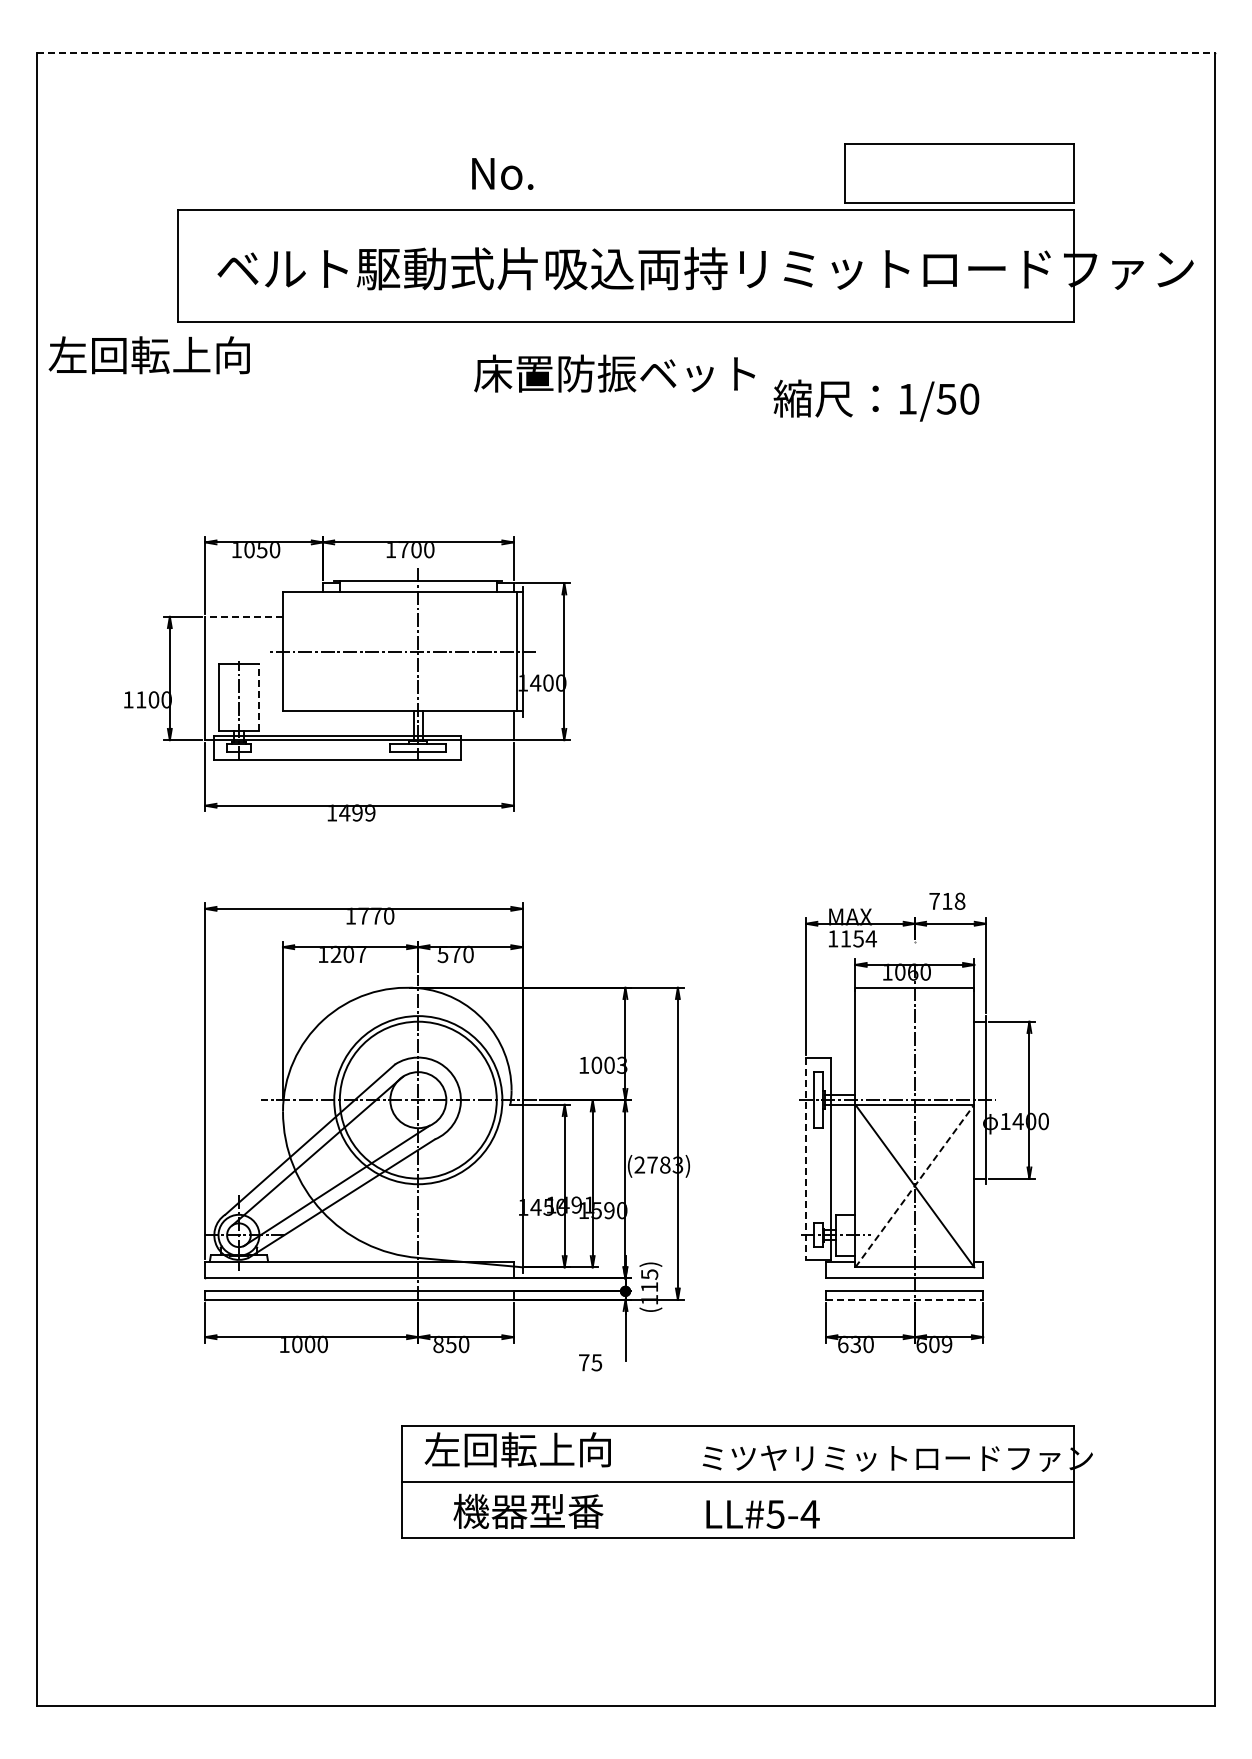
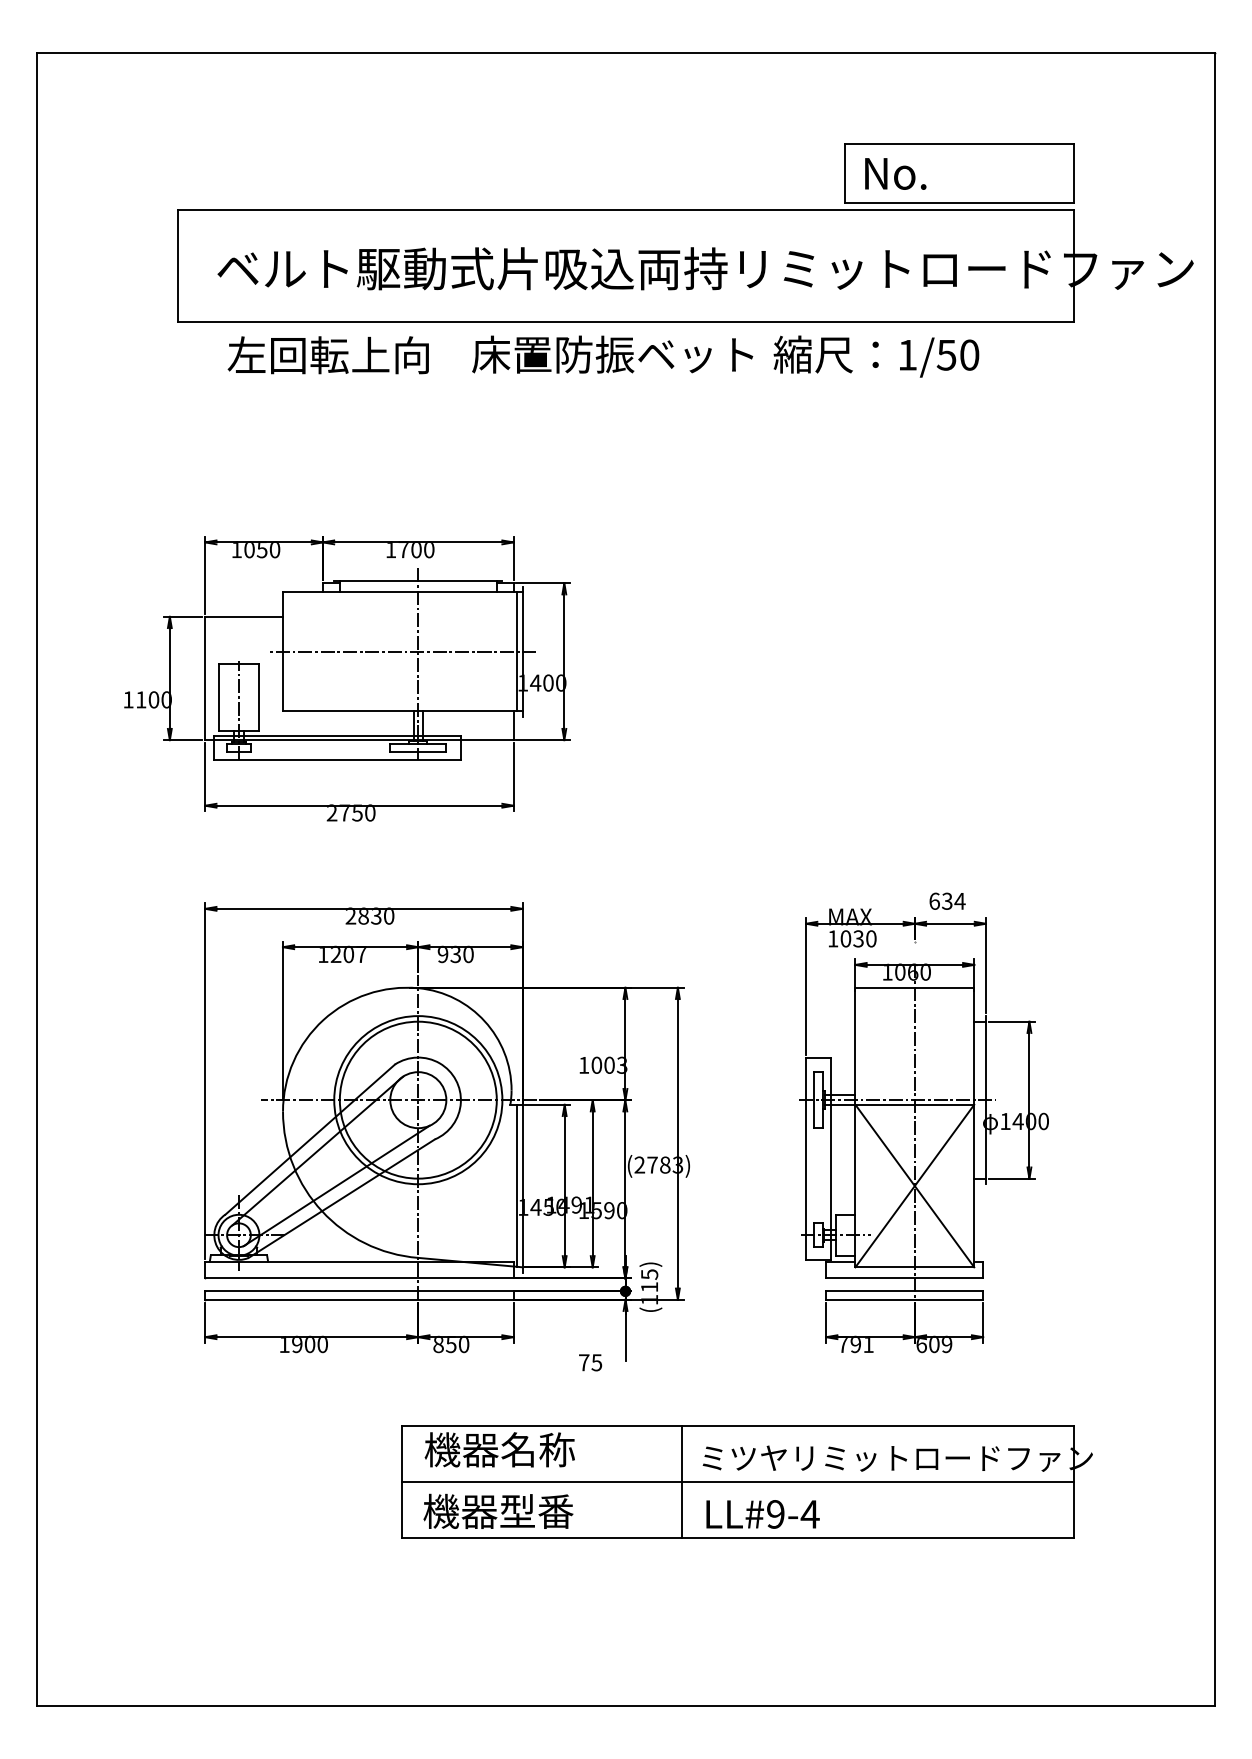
line: dashed -> solid (626, 52)
text position: (502, 173) -> (895, 173) (895, 173)
text position: (148, 355) -> (327, 355) (327, 355)
text position: (614, 373) -> (612, 354) (612, 354)
text position: (876, 400) -> (876, 356) (876, 356)
line: dashed -> solid (244, 616)
line: dashed -> solid (259, 697)
text: 1499 -> 2750 (350, 812)
text: 718 -> 634 (947, 900)
text: 1770 -> 2830 (363, 915)
text: 1154 -> 1030 (858, 938)
text: 570 -> 930 (448, 954)
line: dashed -> solid (806, 1159)
line: none -> present (516, 1185)
line: dashed -> solid (914, 1186)
line: dashed -> solid (905, 1299)
text: 630 -> 791 (855, 1344)
text: 1000 -> 1900 (297, 1345)
text: 左回転上向 -> 機器名称 (517, 1449)
line: none -> present (682, 1481)
text position: (528, 1510) -> (498, 1510) (498, 1510)
text: LL#5-4 -> LL#9-4 (775, 1514)
